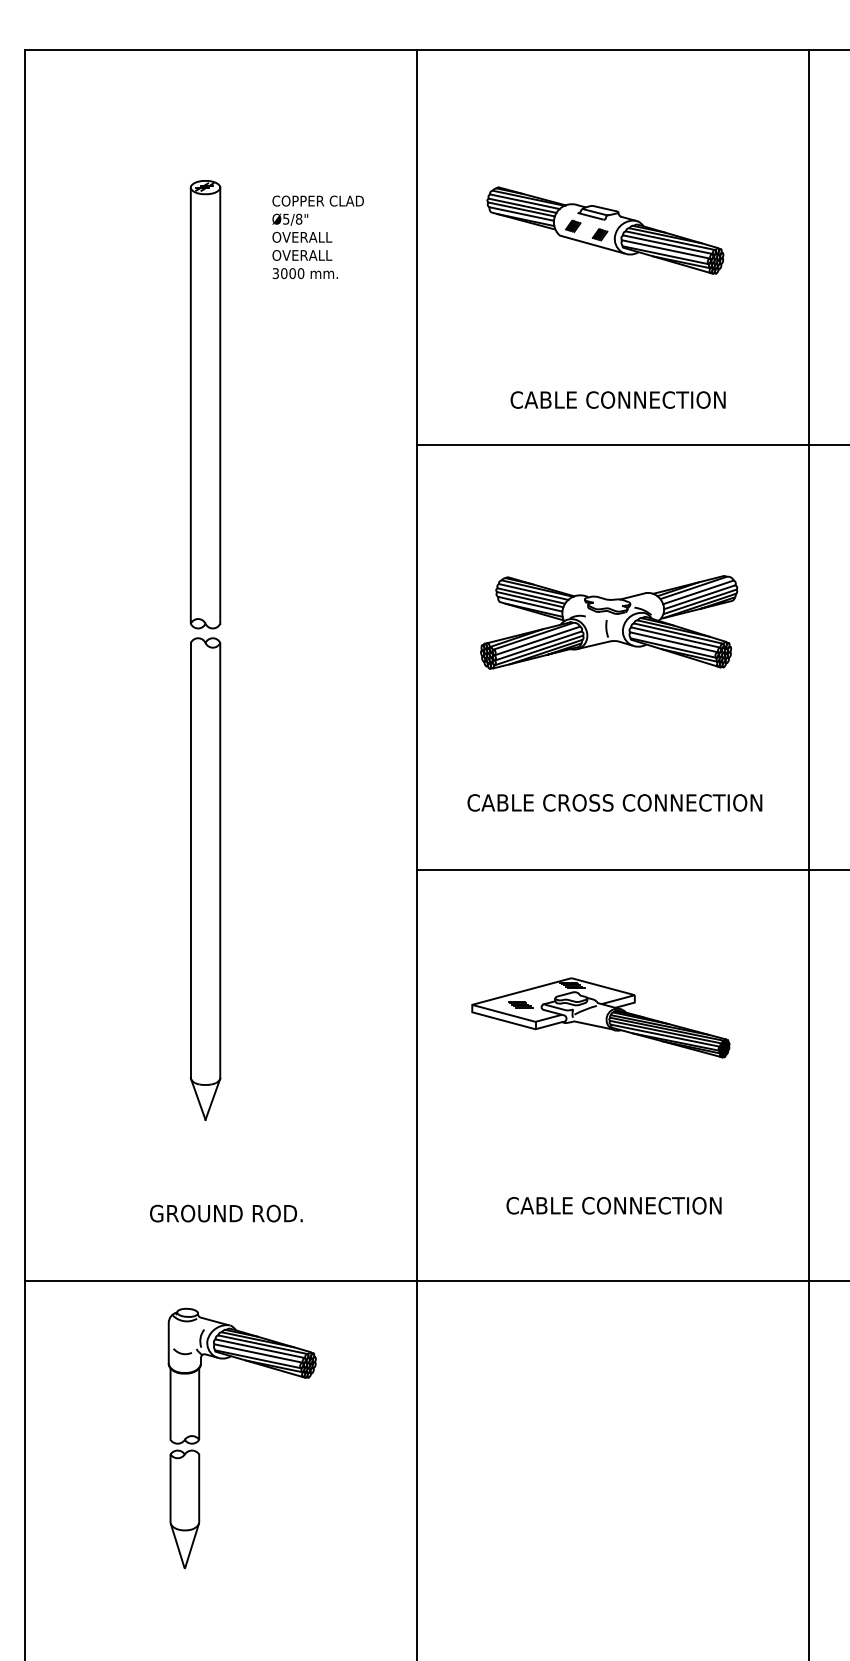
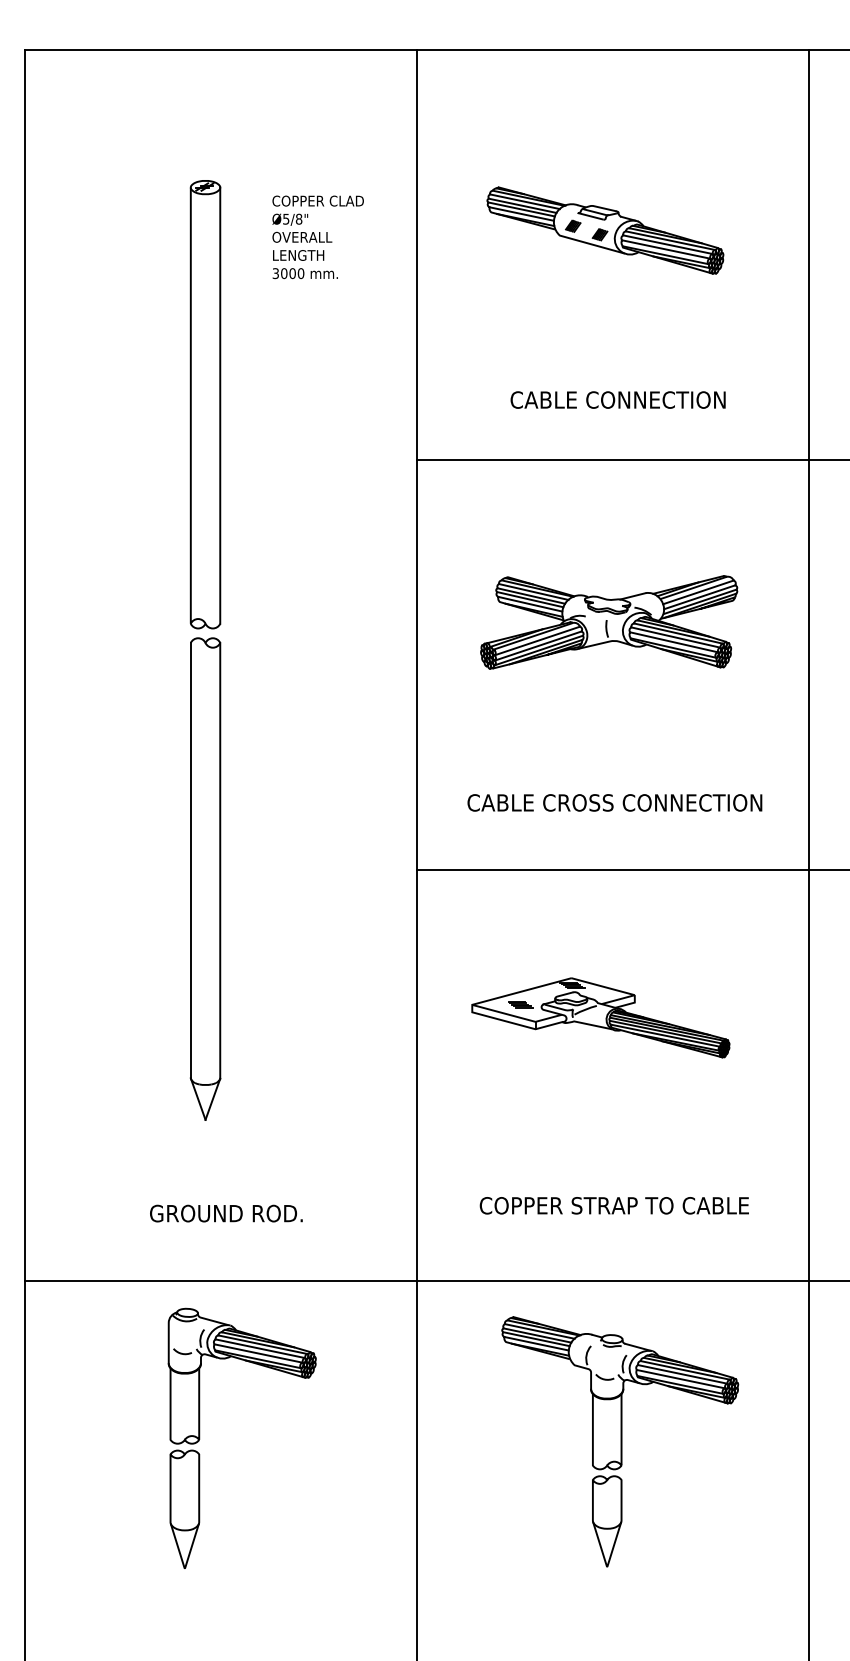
text: OVERALL -> LENGTH (302, 255)
line position: (631, 445) -> (631, 460) (631, 460)
text: CABLE CONNECTION -> COPPER STRAP TO CABLE (613, 1205)
part: none -> present (620, 1441)
